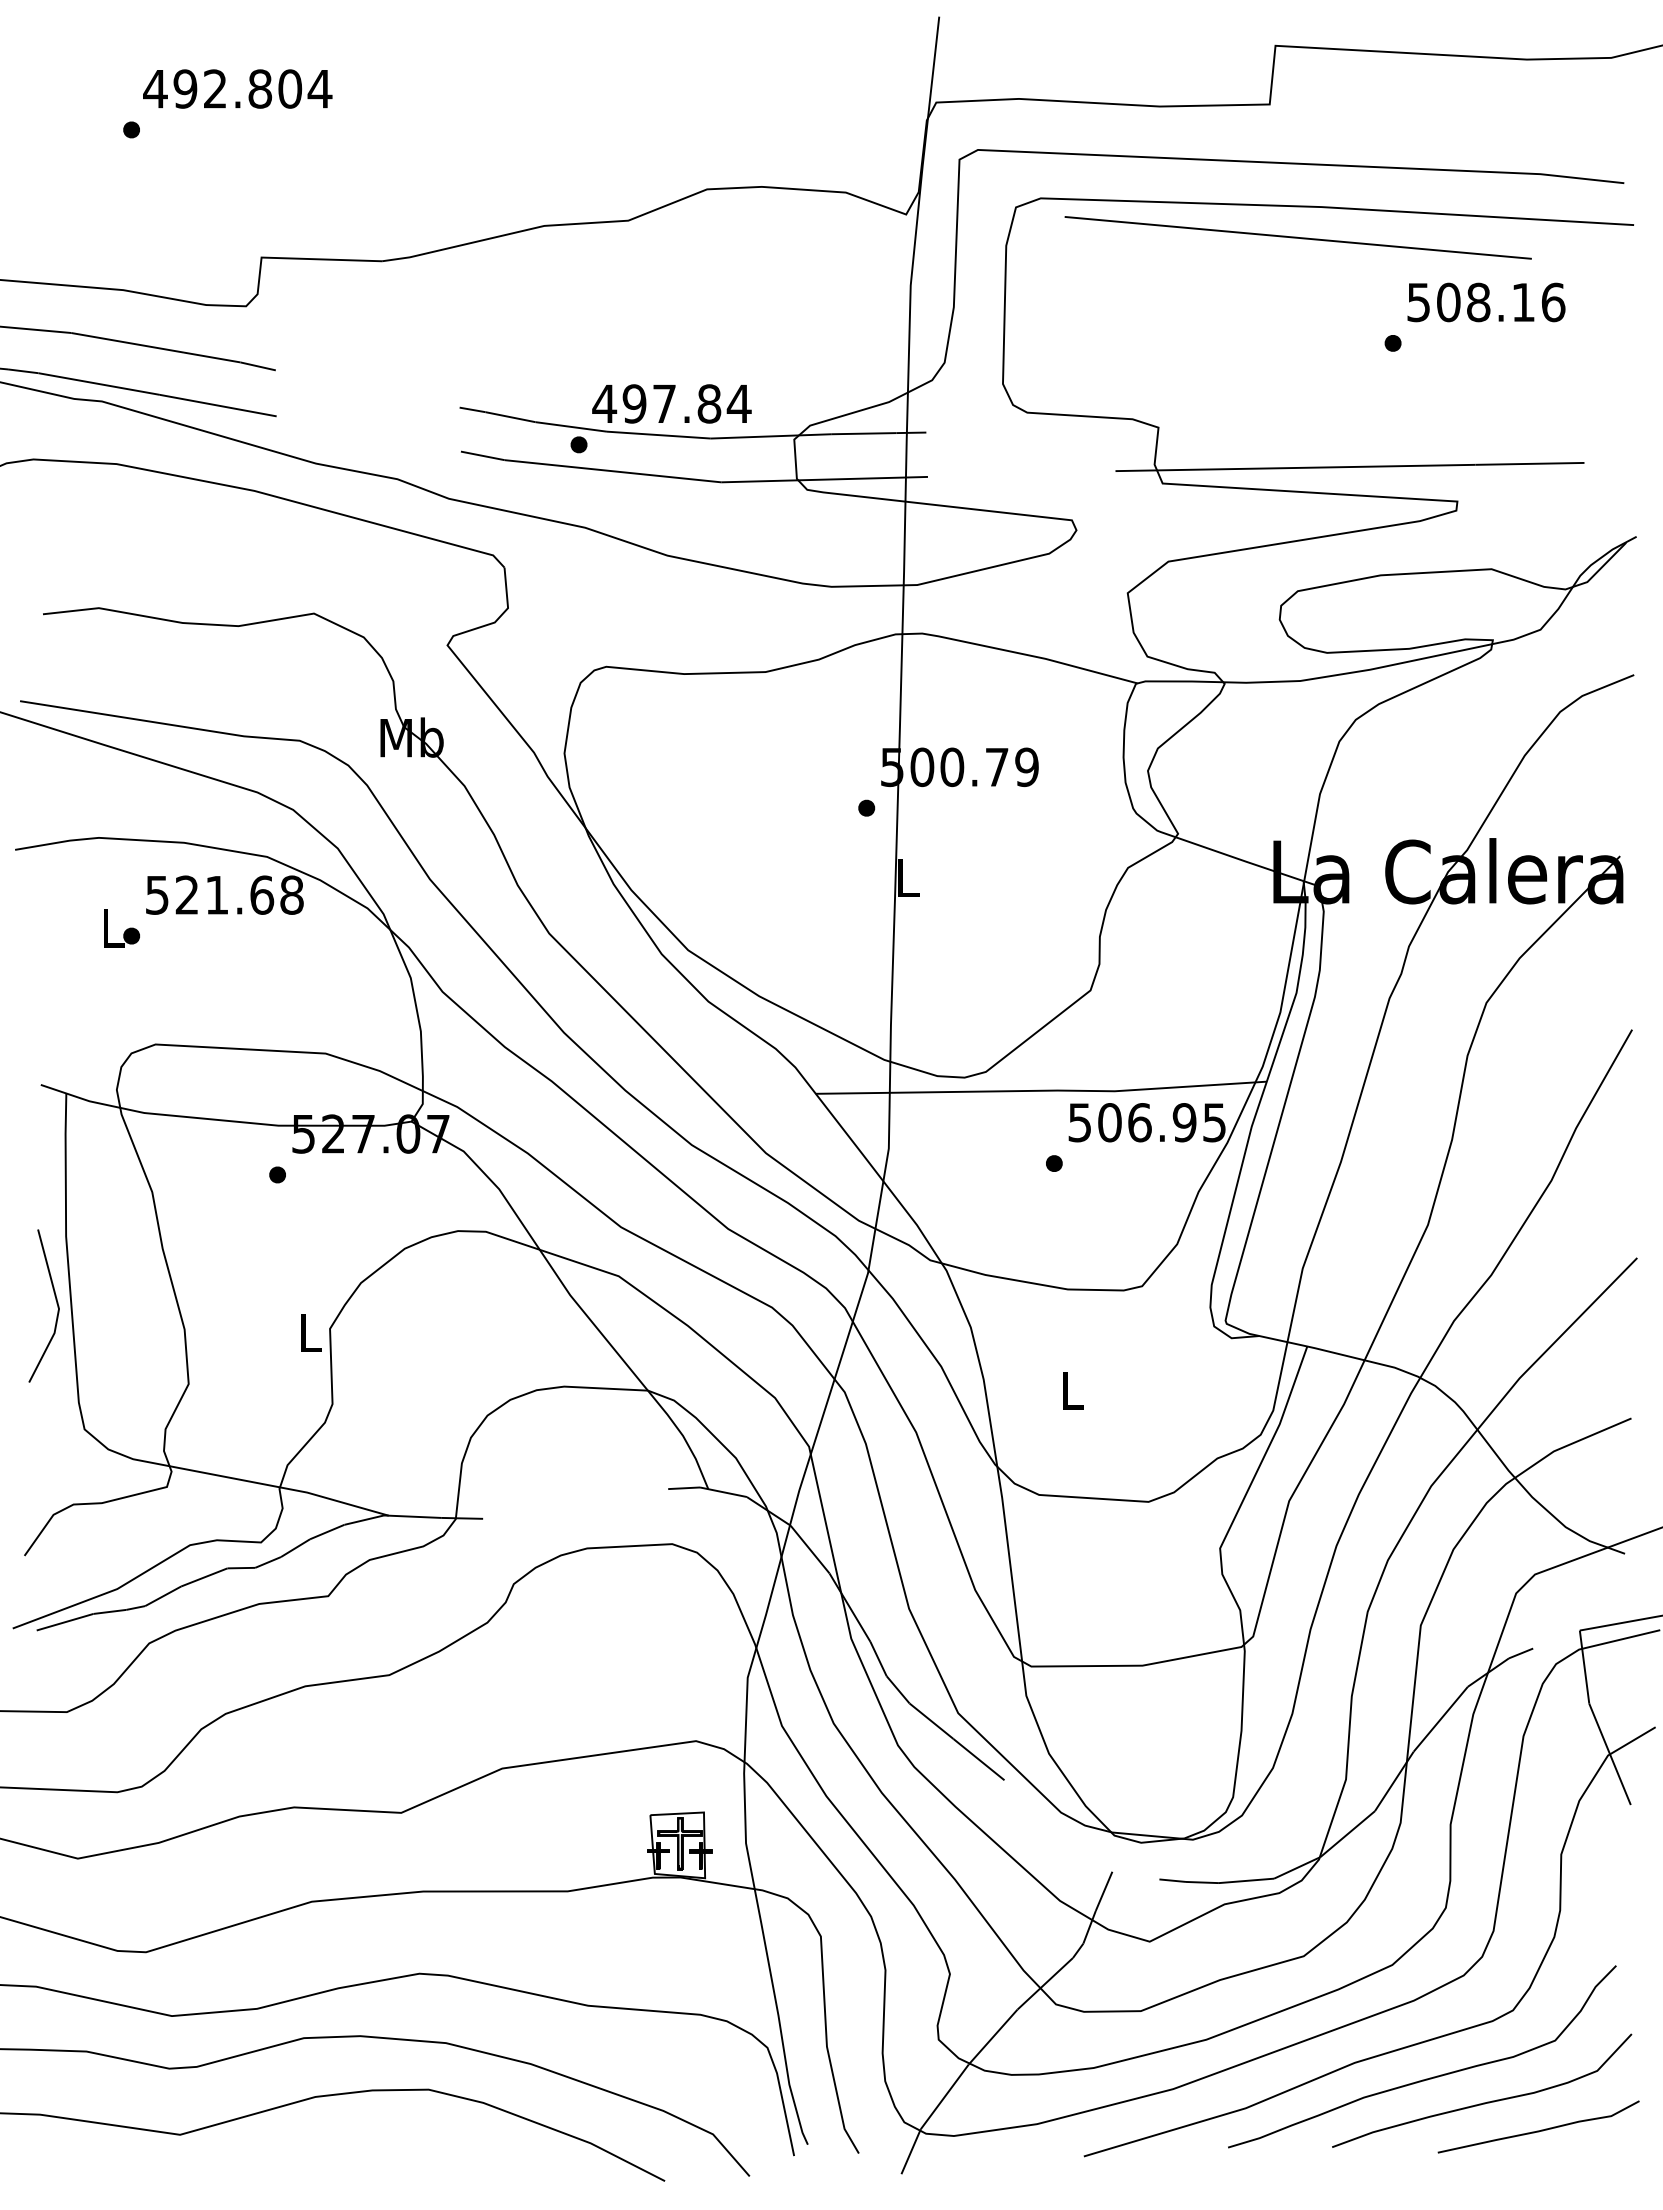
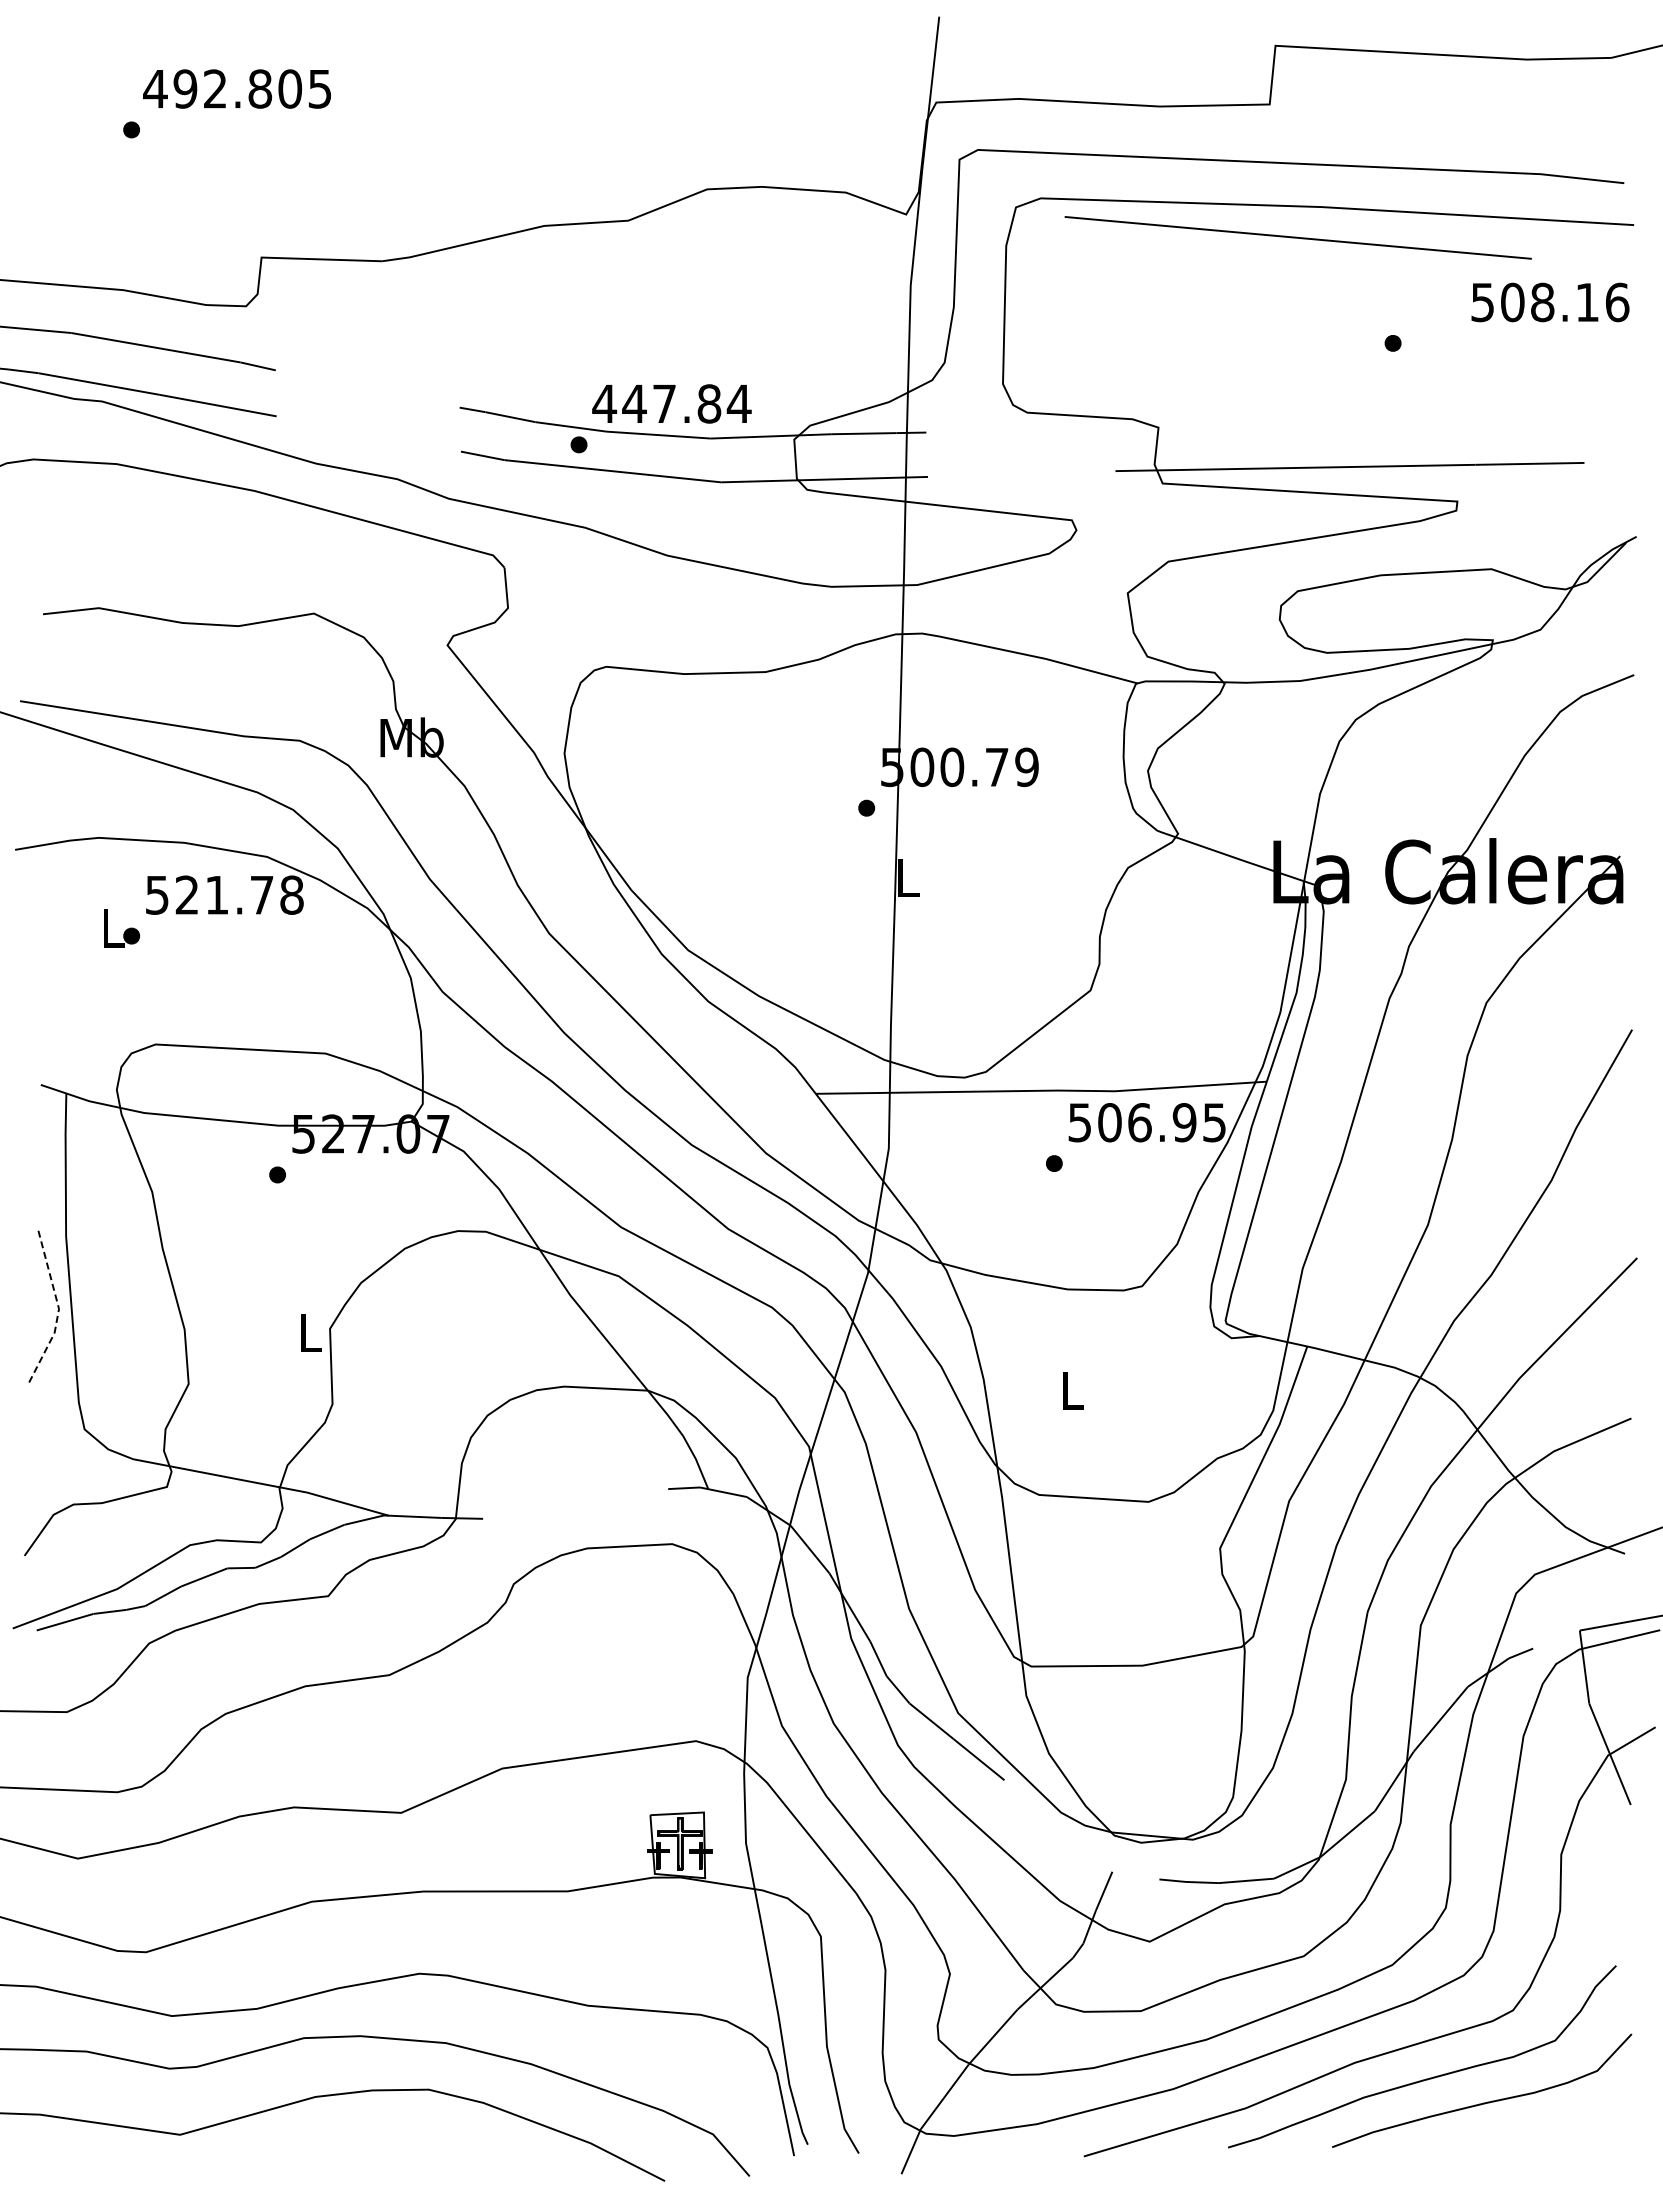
text: 492.804 -> 492.805 (319, 89)
text position: (1486, 302) -> (1550, 302) (1550, 302)
text: 497.84 -> 447.84 (634, 403)
text: 521.68 -> 521.78 (262, 894)
line: solid -> dashed (59, 1308)
curve: present -> none (1538, 2130)
